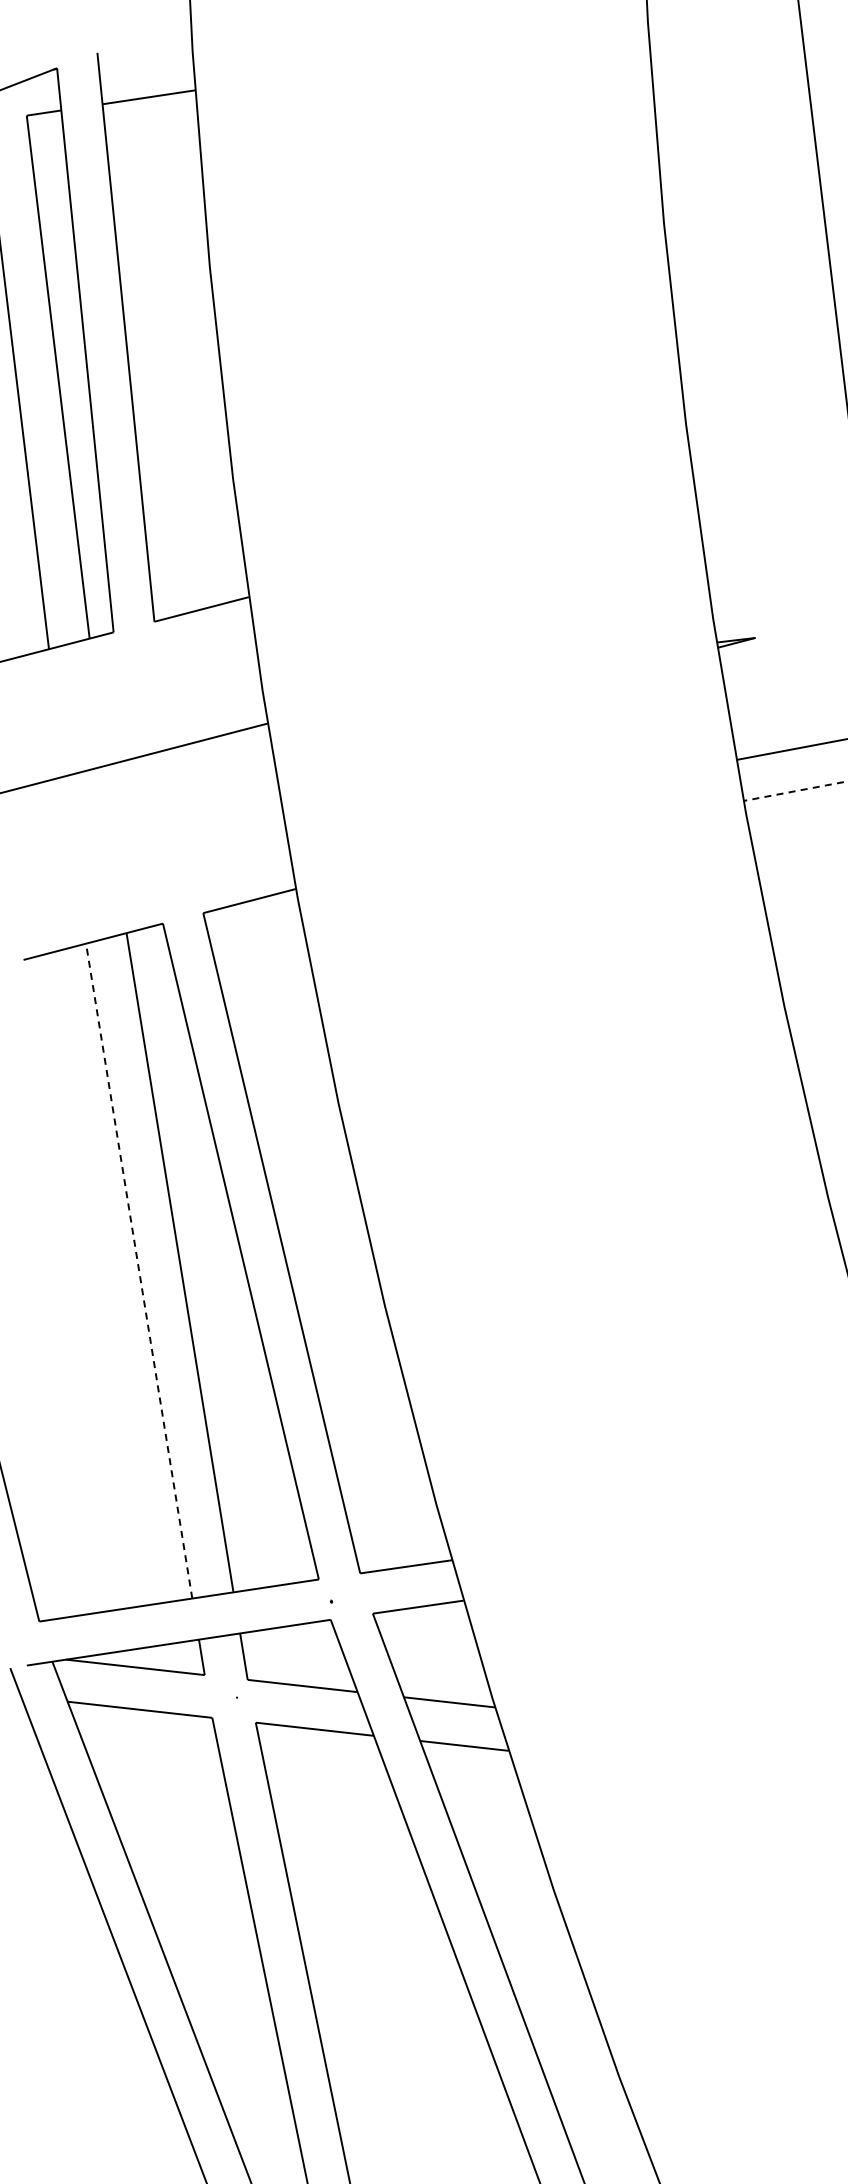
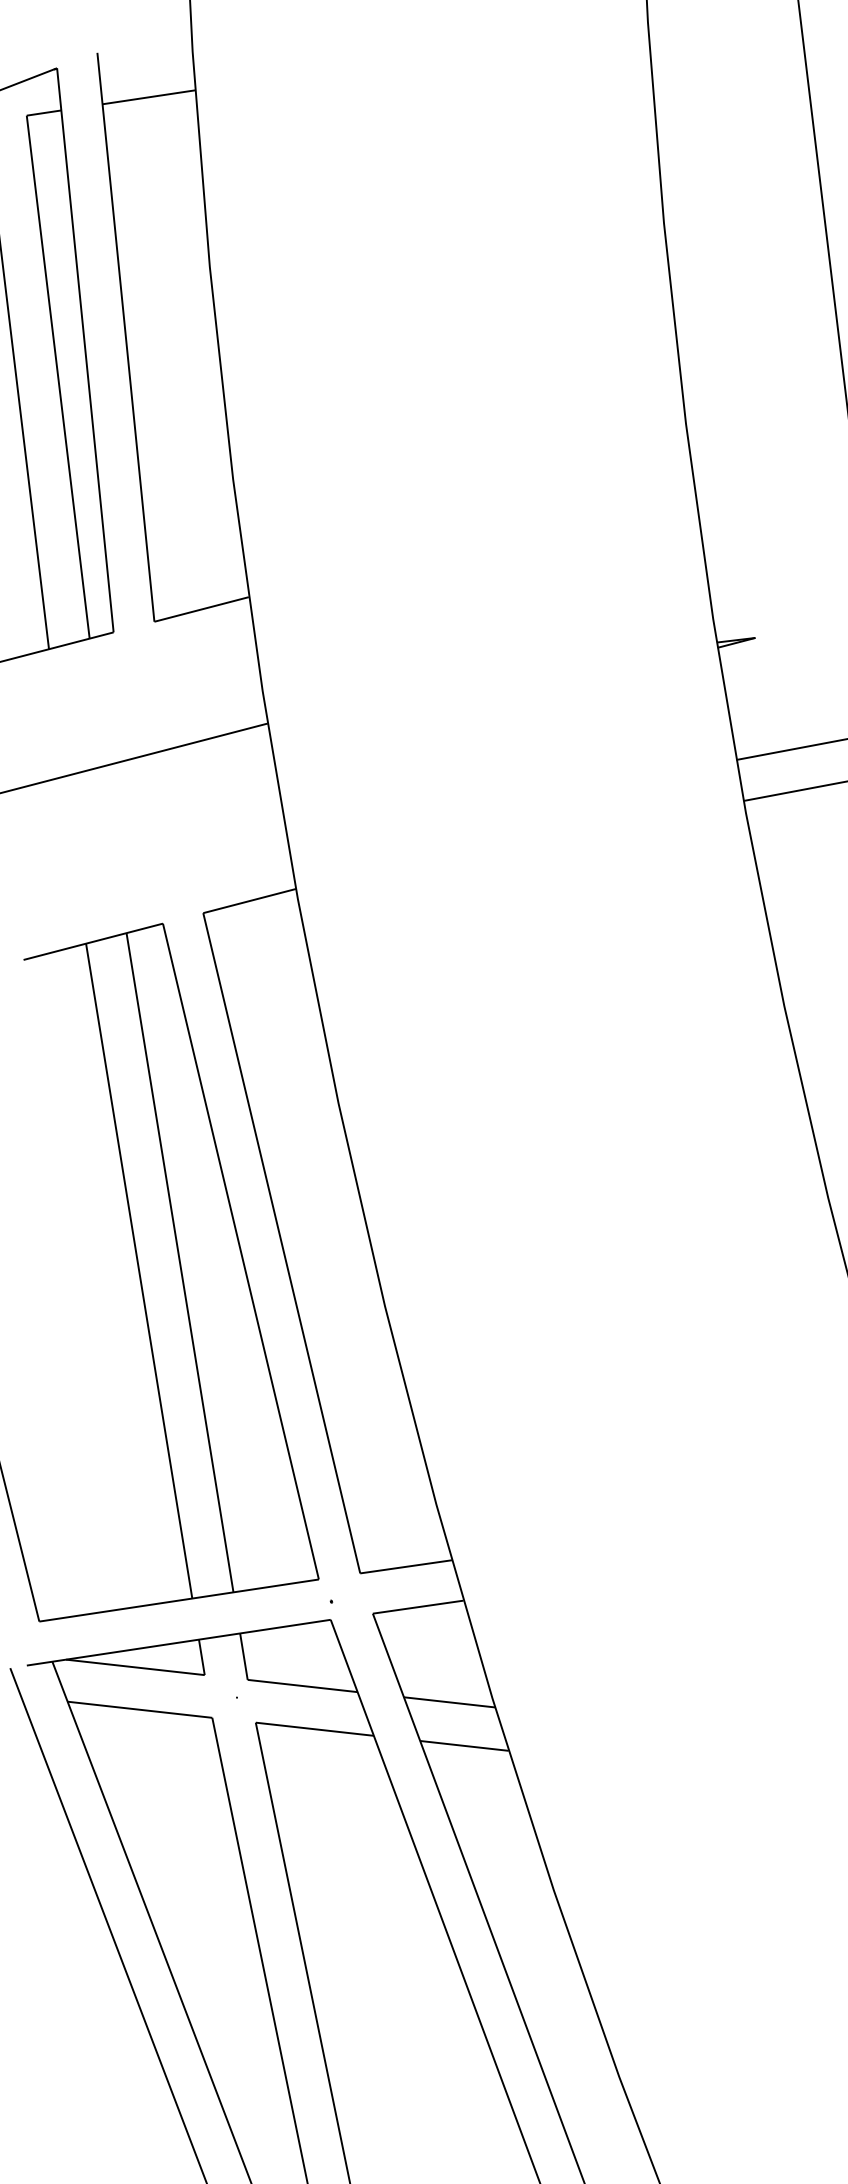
line: dashed -> solid (795, 791)
line: dashed -> solid (139, 1271)
